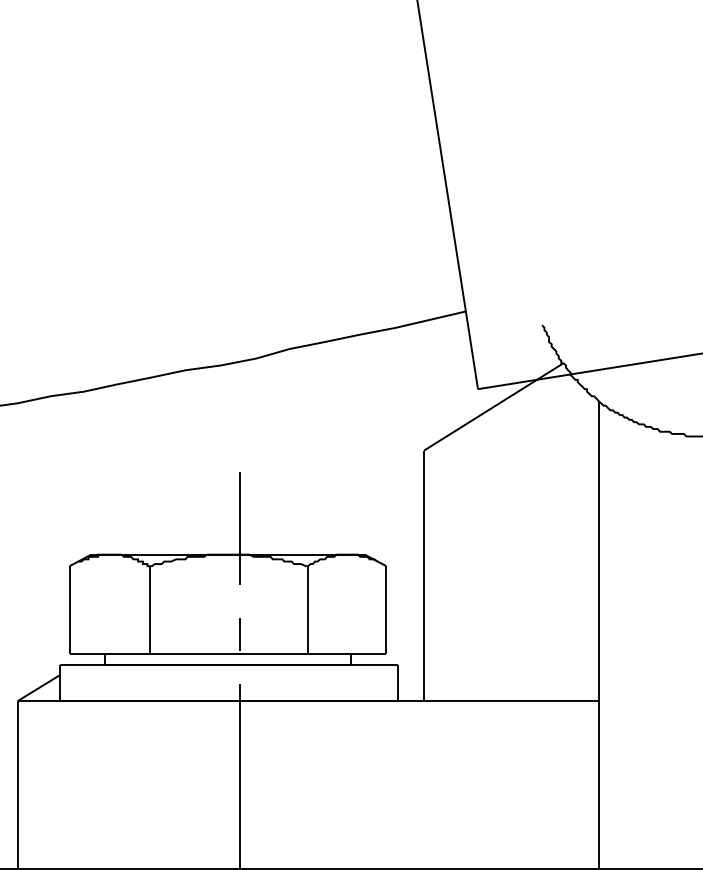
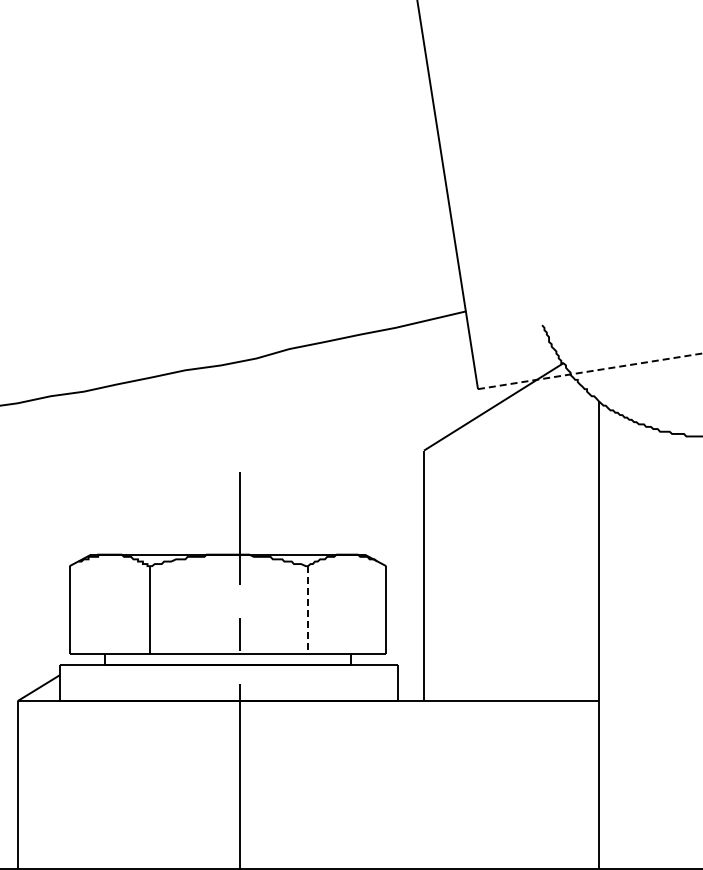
line: solid -> dashed (590, 371)
line: solid -> dashed (308, 609)
